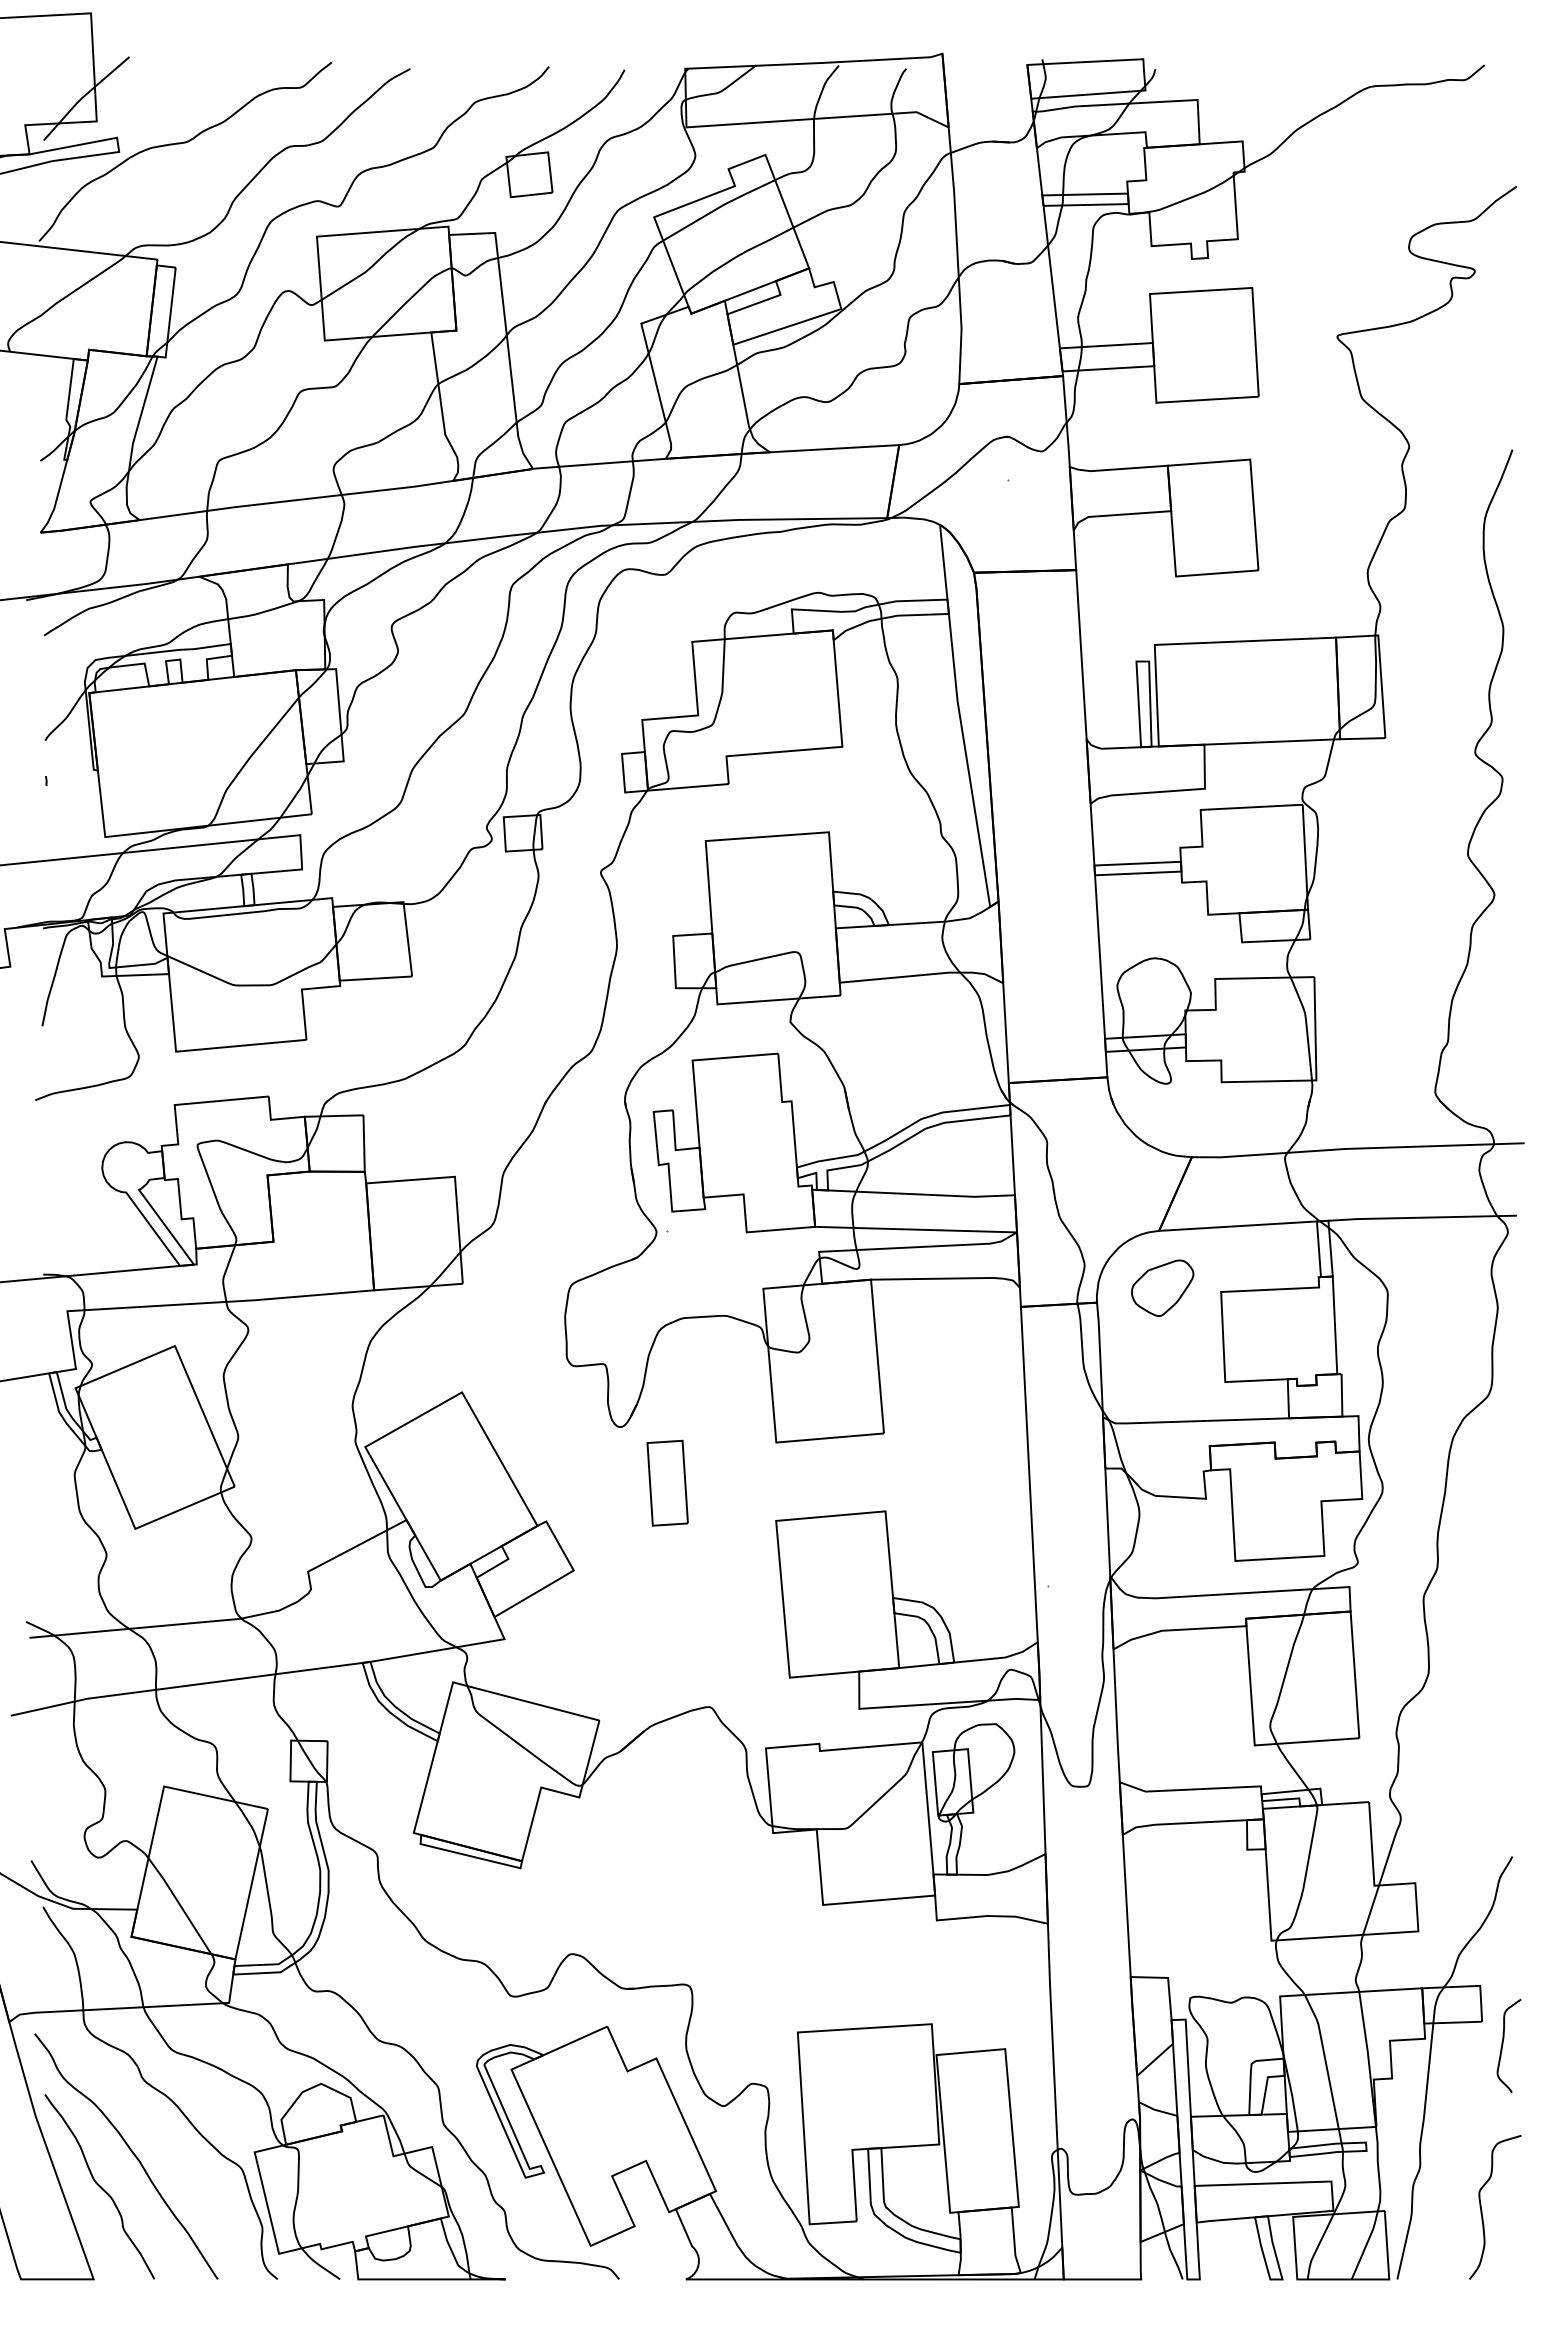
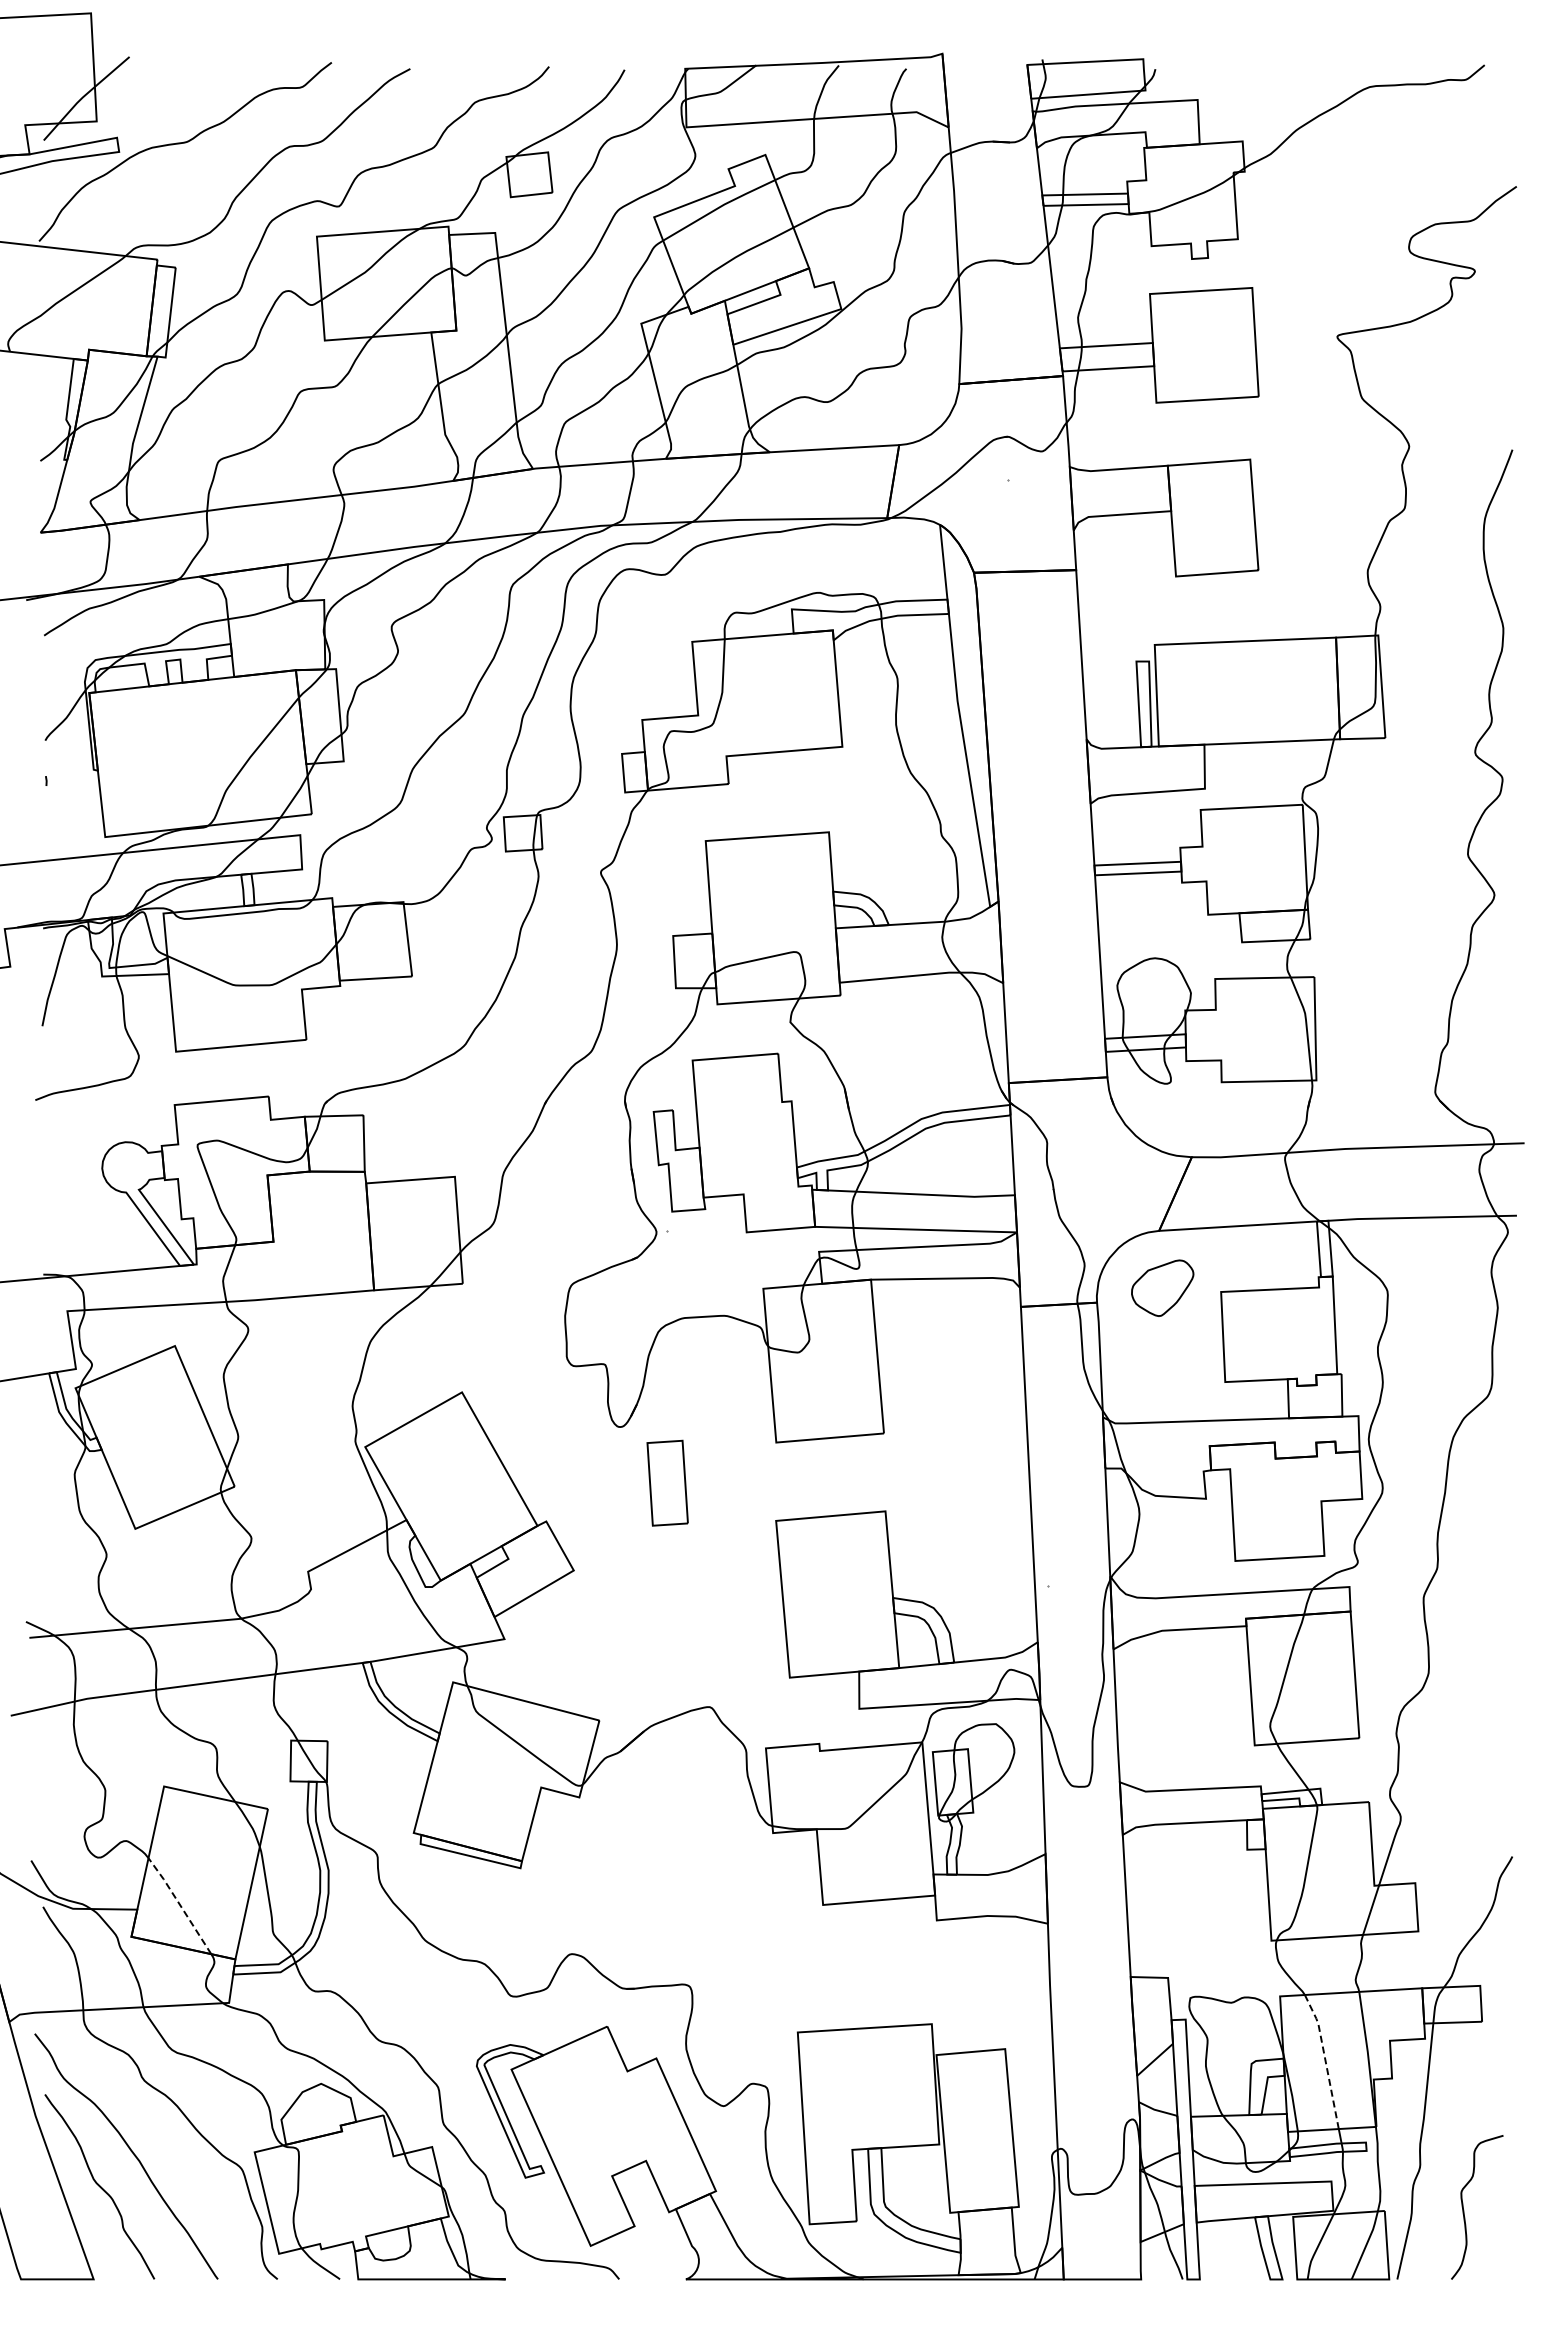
line: solid -> dashed (180, 1905)
curve: present -> none (1503, 2045)
line: solid -> dashed (1325, 2059)
curve position: (1482, 2210) -> (1464, 2210) (1464, 2210)
